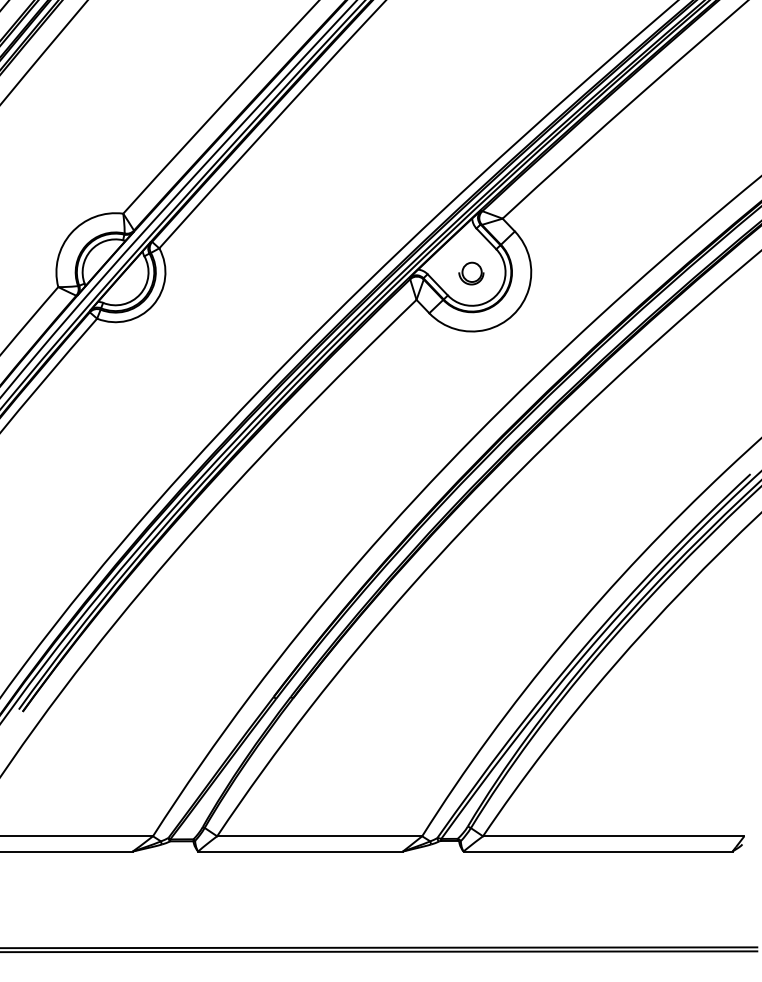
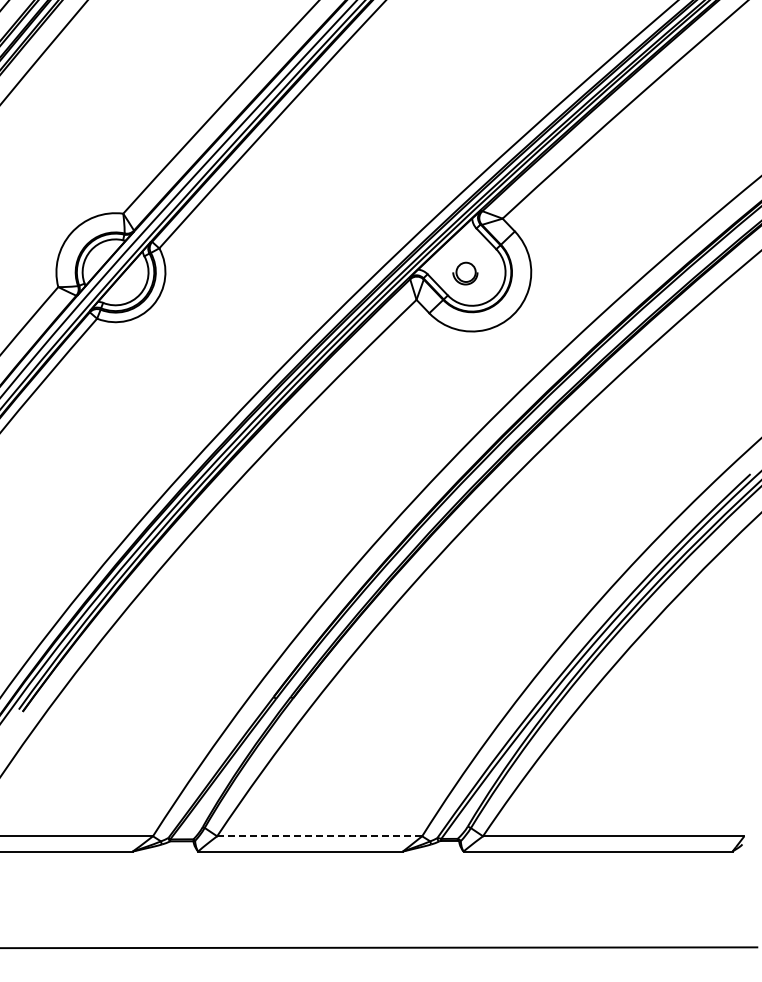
part position: (471, 273) -> (465, 273) (465, 273)
line: solid -> dashed (319, 836)
line: present -> none (379, 951)
